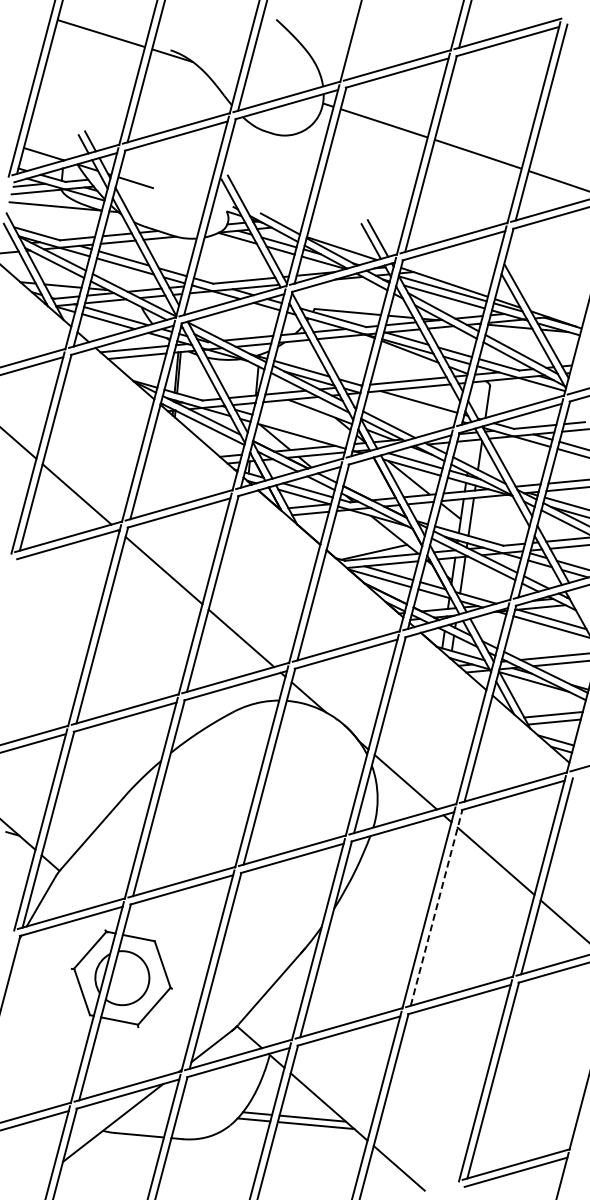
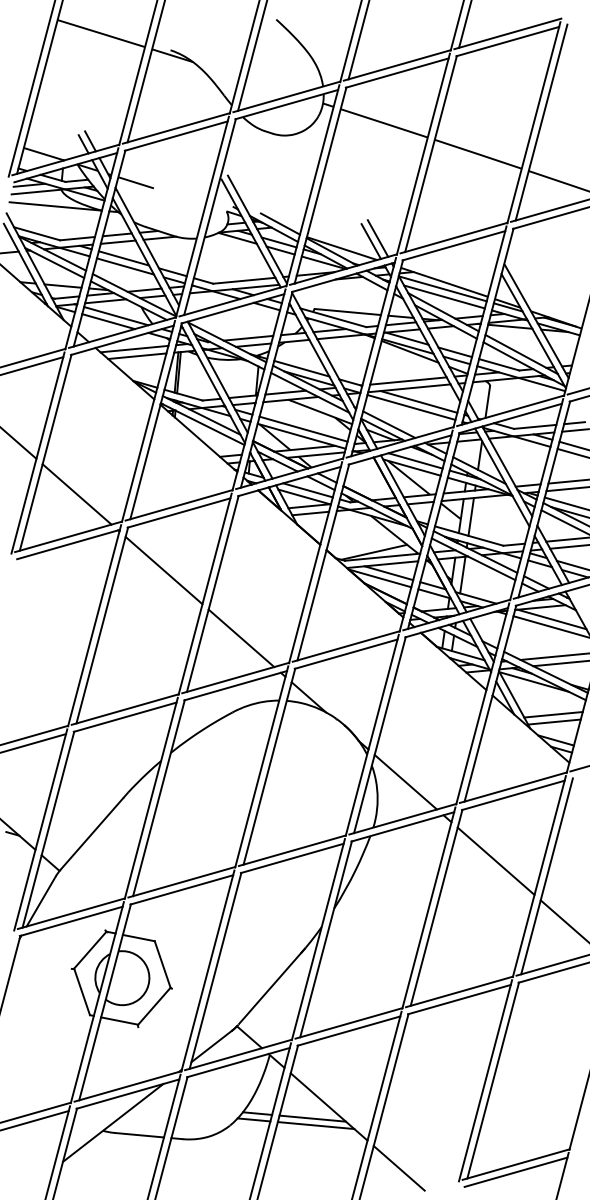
line: none -> present (358, 40)
line: none -> present (411, 407)
line: none -> present (303, 428)
line: dashed -> solid (436, 907)
